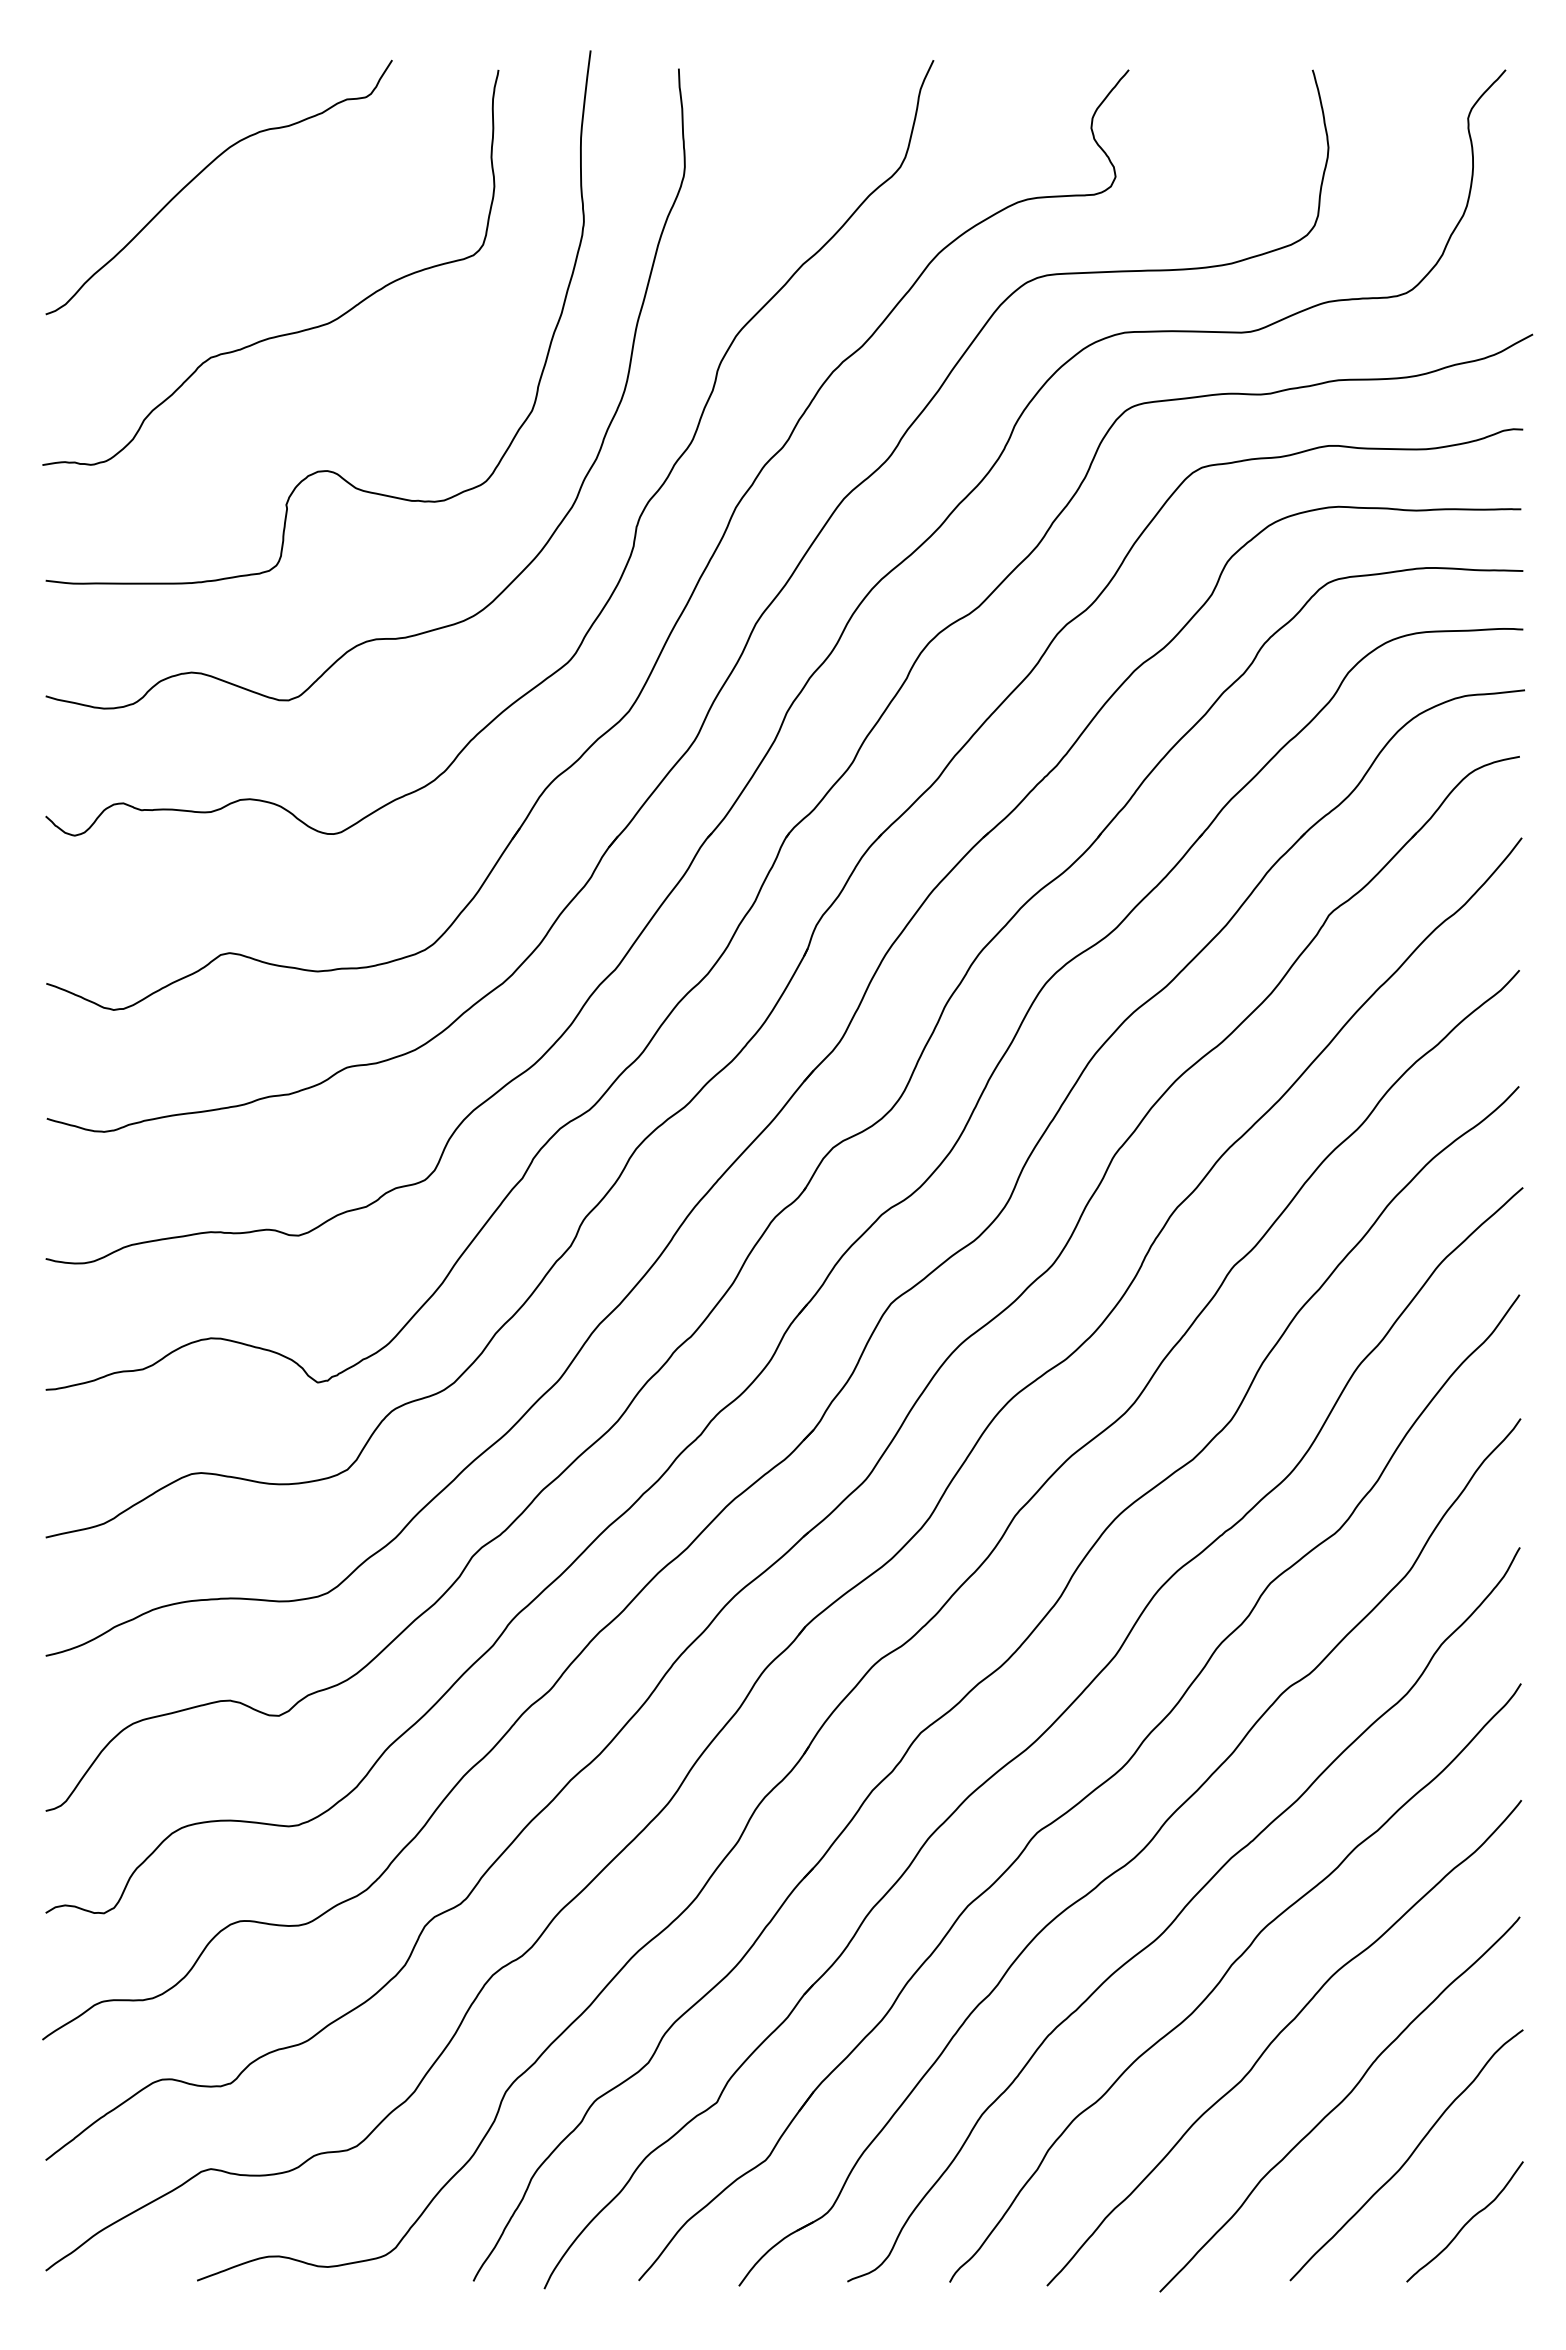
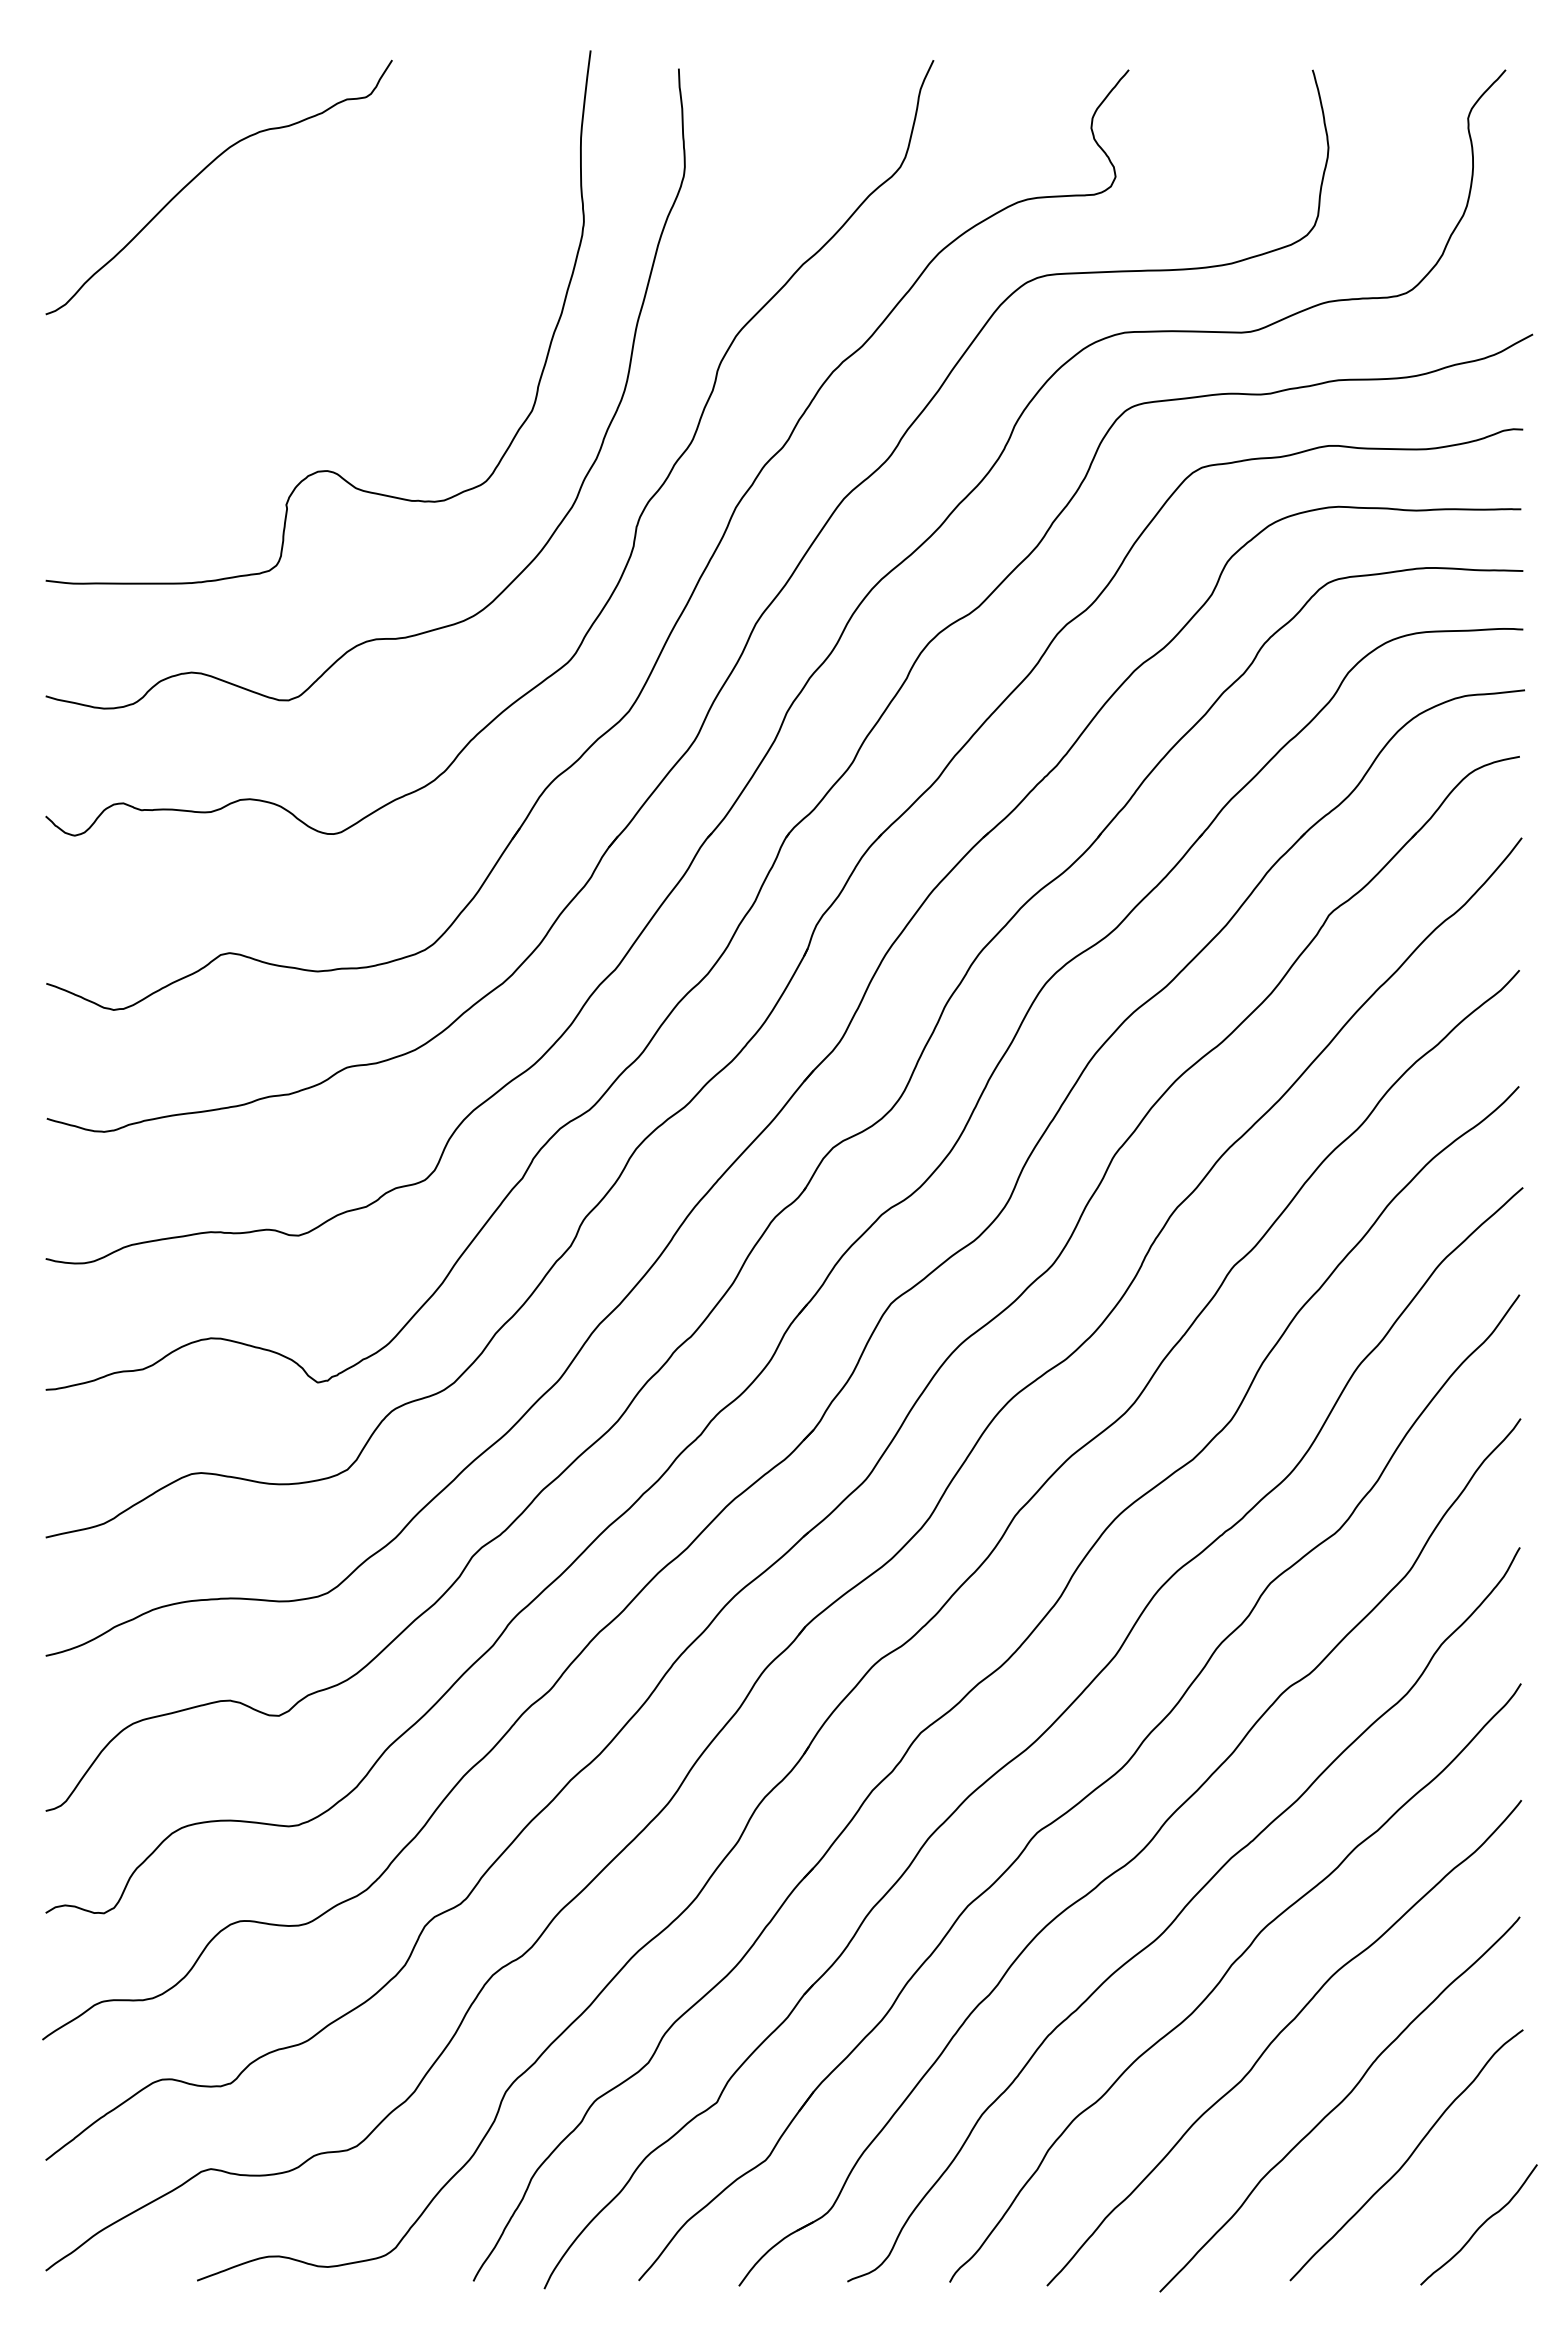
curve: present -> none (285, 333)
curve position: (1466, 2222) -> (1480, 2225) (1480, 2225)
